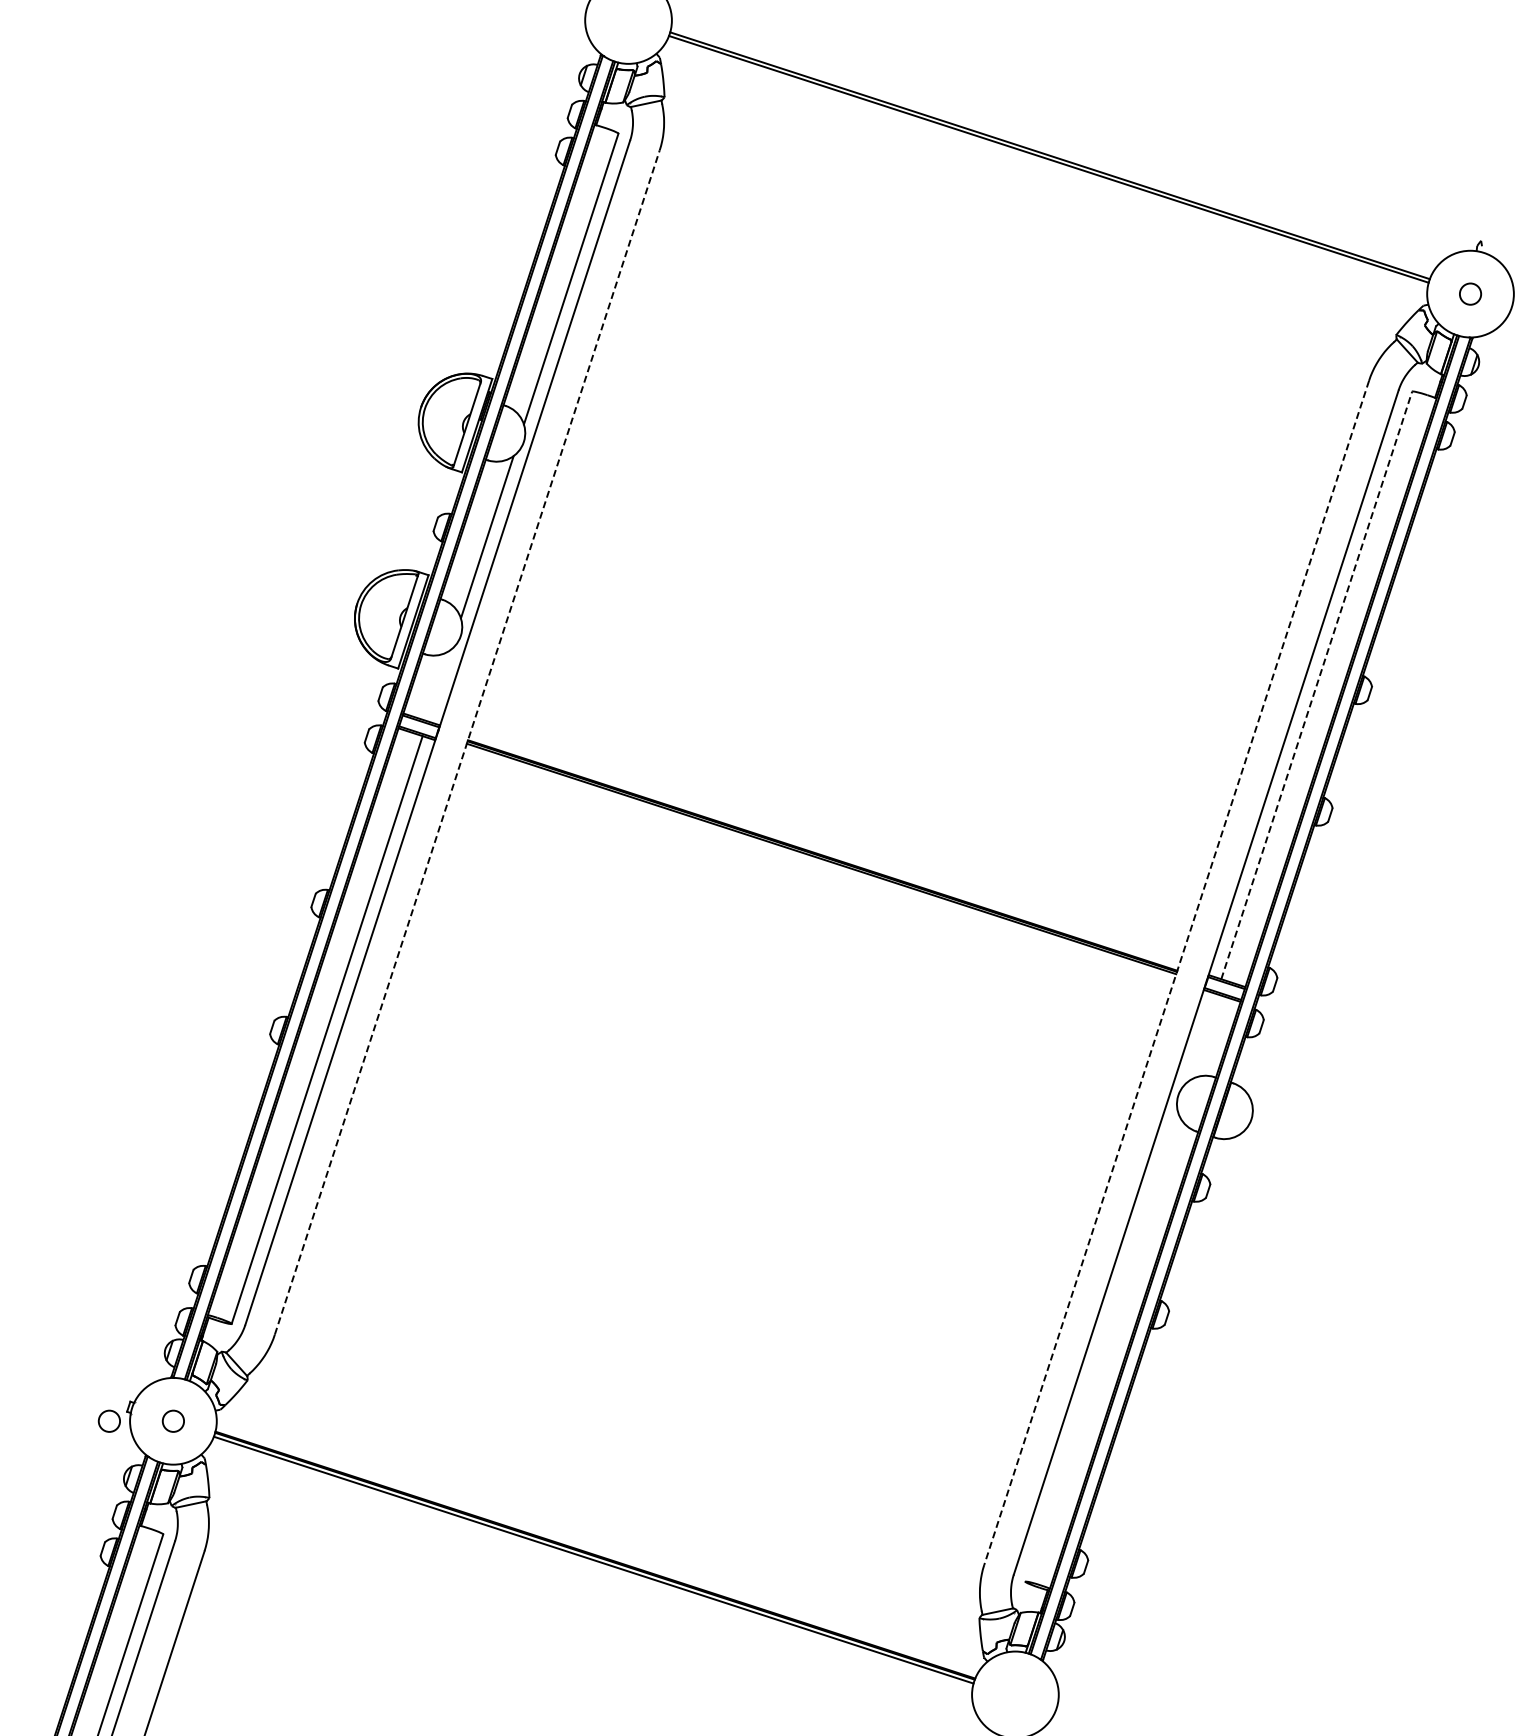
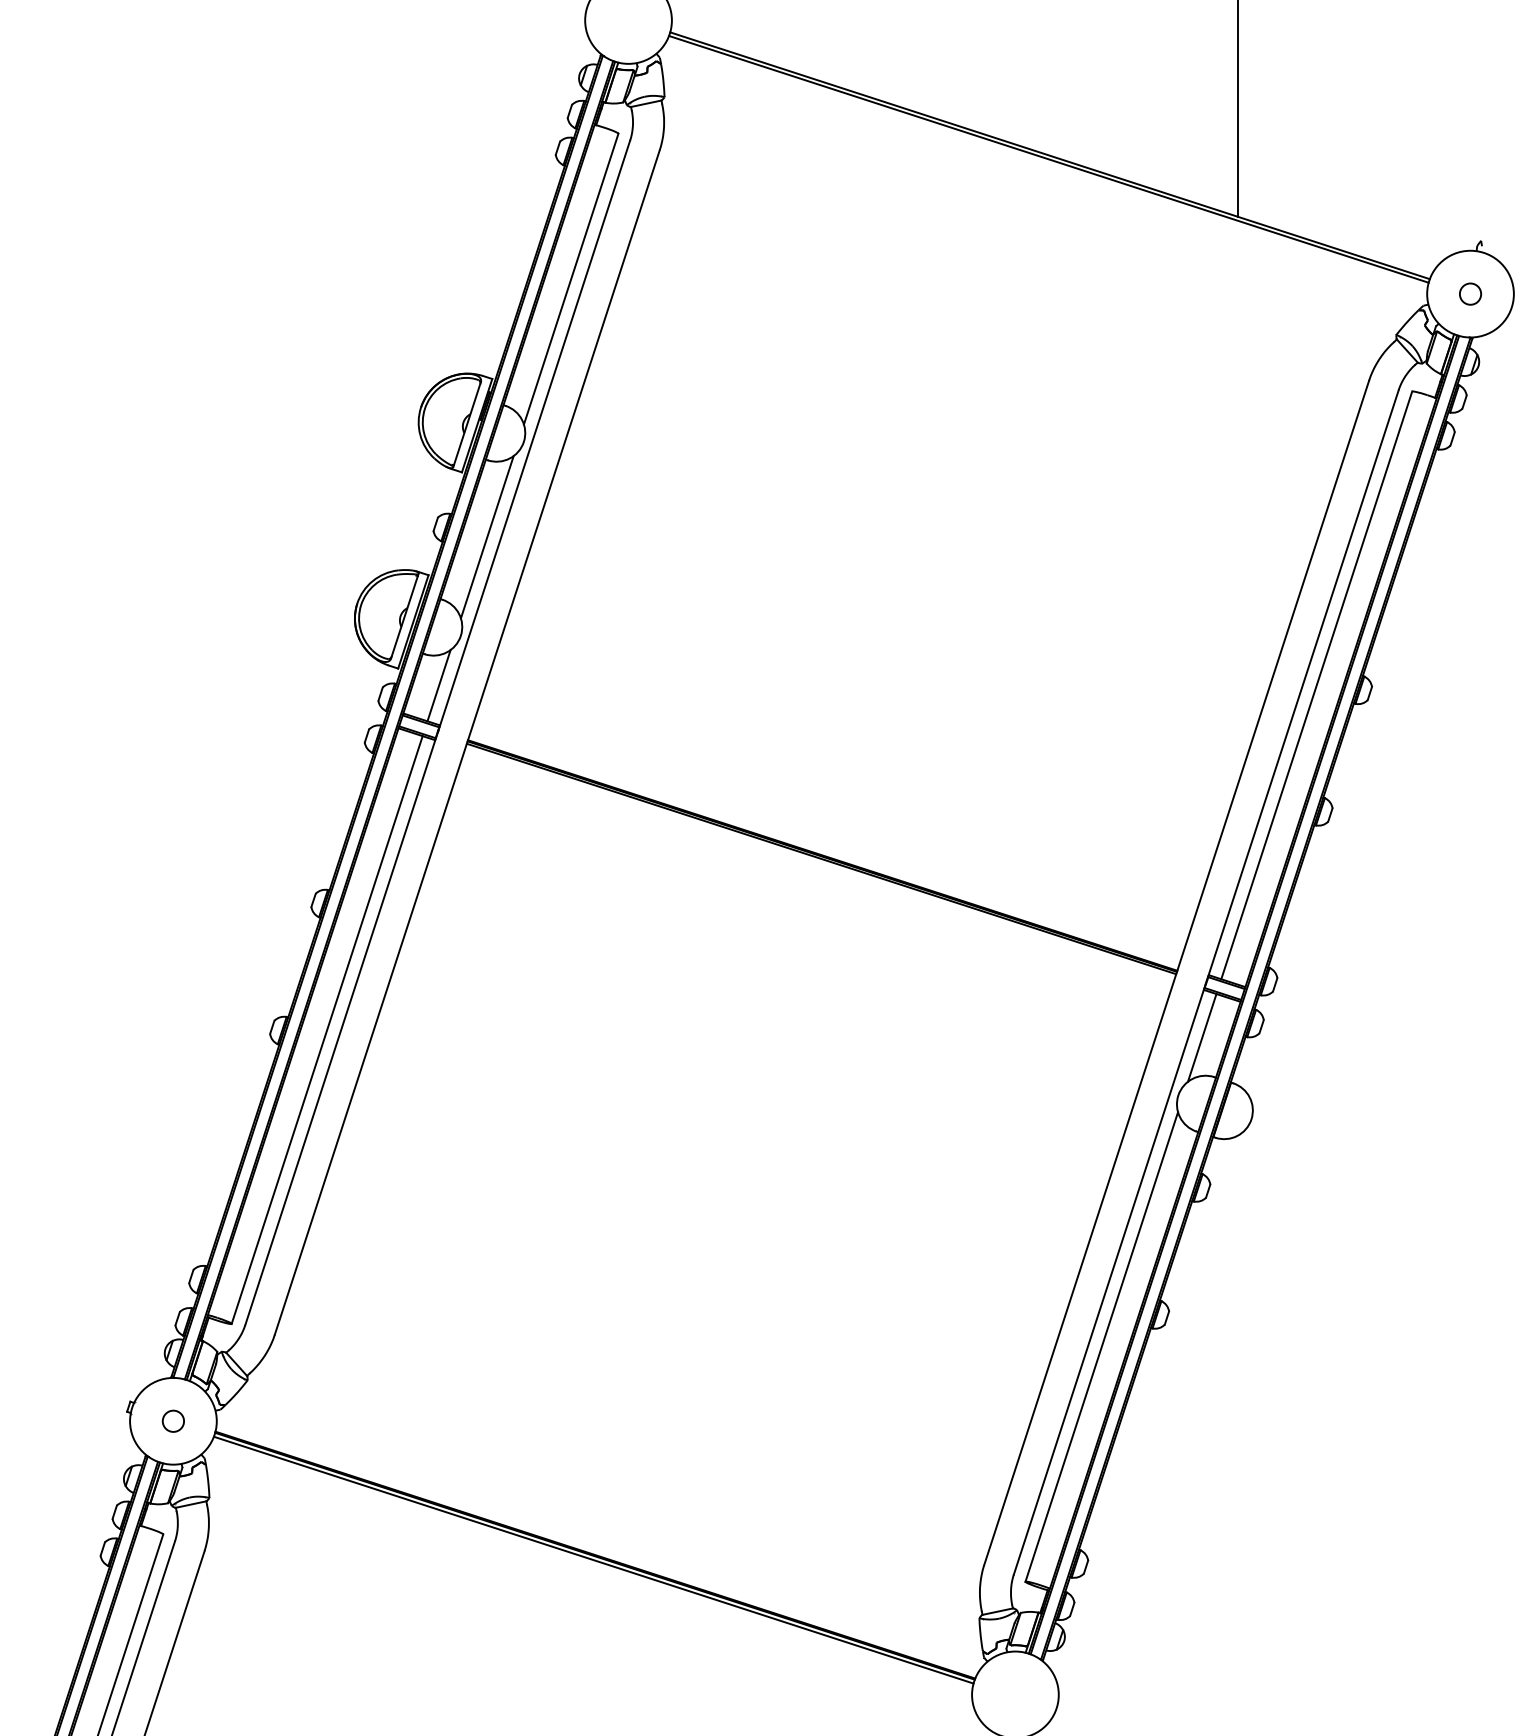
line: none -> present (1237, 109)
line: none -> present (438, 685)
line: dashed -> solid (1316, 685)
line: dashed -> solid (467, 742)
line: dashed -> solid (1176, 972)
line: none -> present (1201, 1037)
line: none -> present (1101, 1346)
circle: present -> none (108, 1420)
